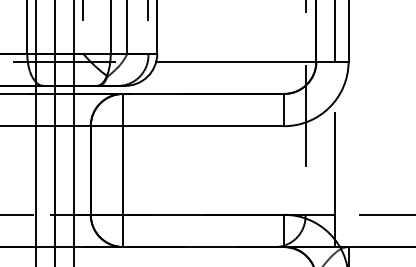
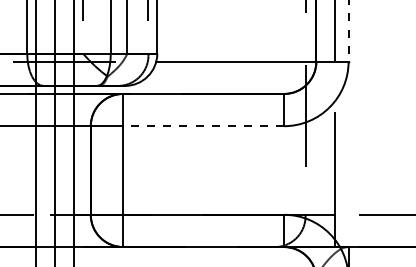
line: solid -> dashed (348, 31)
line: solid -> dashed (203, 126)
